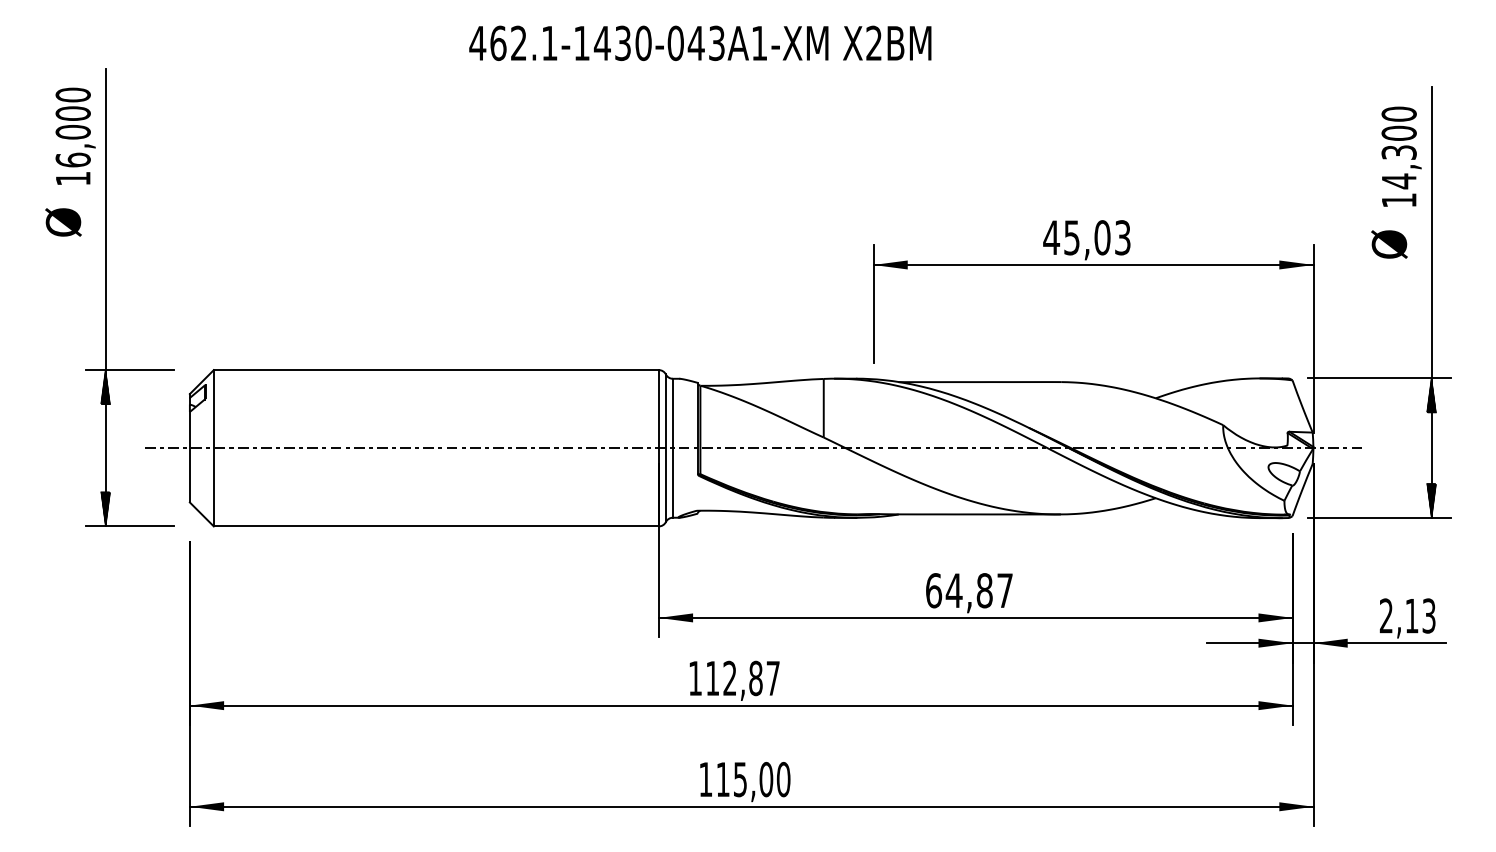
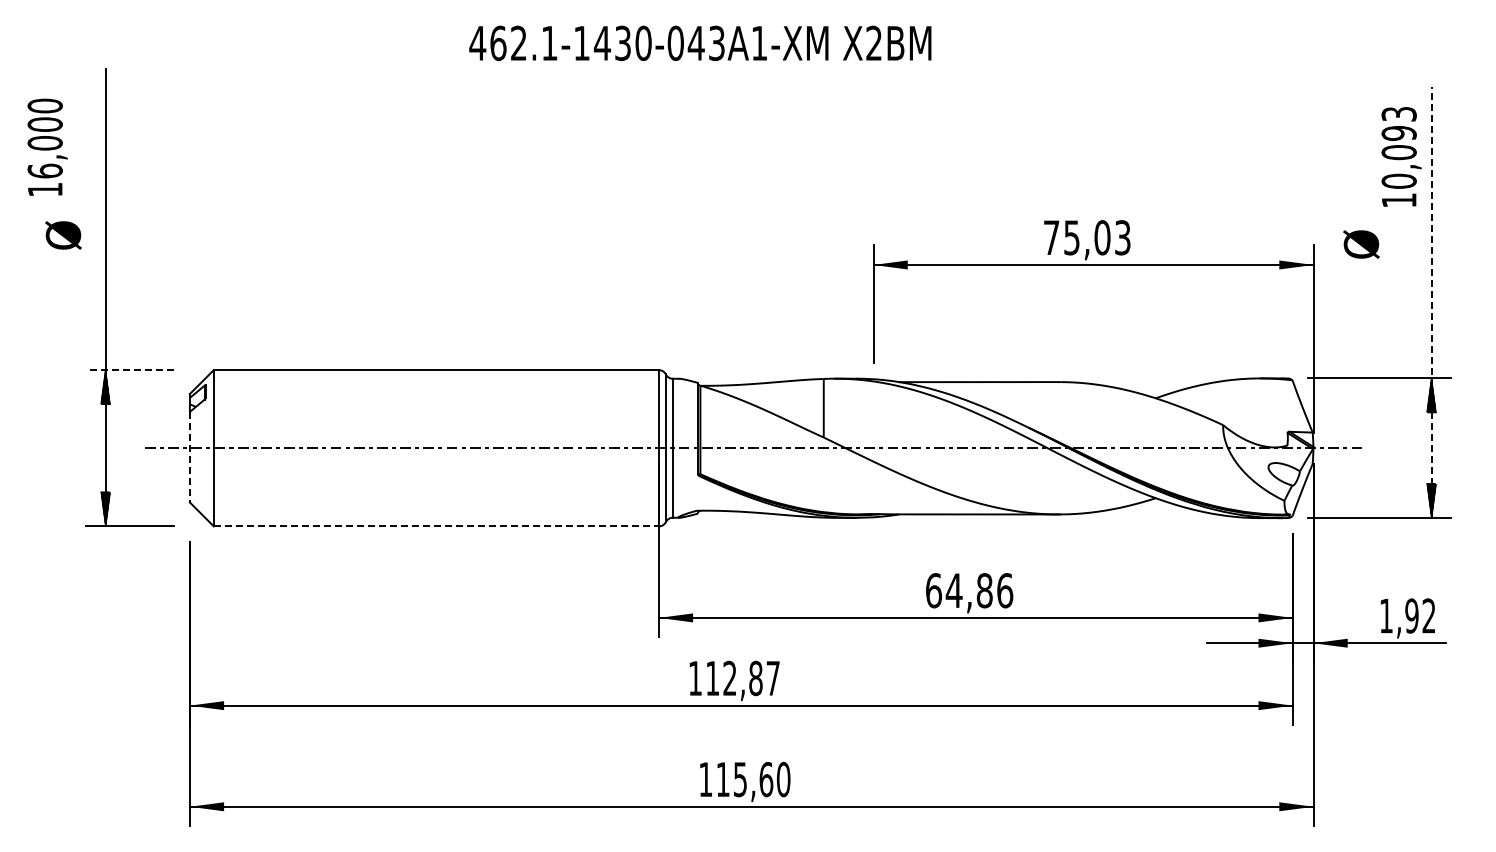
text position: (75, 135) -> (47, 146) (47, 146)
text: 14,300 -> 10,093 (1398, 147)
text position: (63, 222) -> (63, 235) (63, 235)
text: 45,03 -> 75,03 (1051, 237)
text position: (1389, 244) -> (1361, 244) (1361, 244)
line: solid -> dashed (1431, 302)
line: solid -> dashed (129, 370)
line: solid -> dashed (189, 457)
line: solid -> dashed (436, 526)
text: 64,87 -> 64,86 (1005, 590)
text: 2,13 -> 1,92 (1407, 615)
text: 115,00 -> 115,60 (766, 778)
